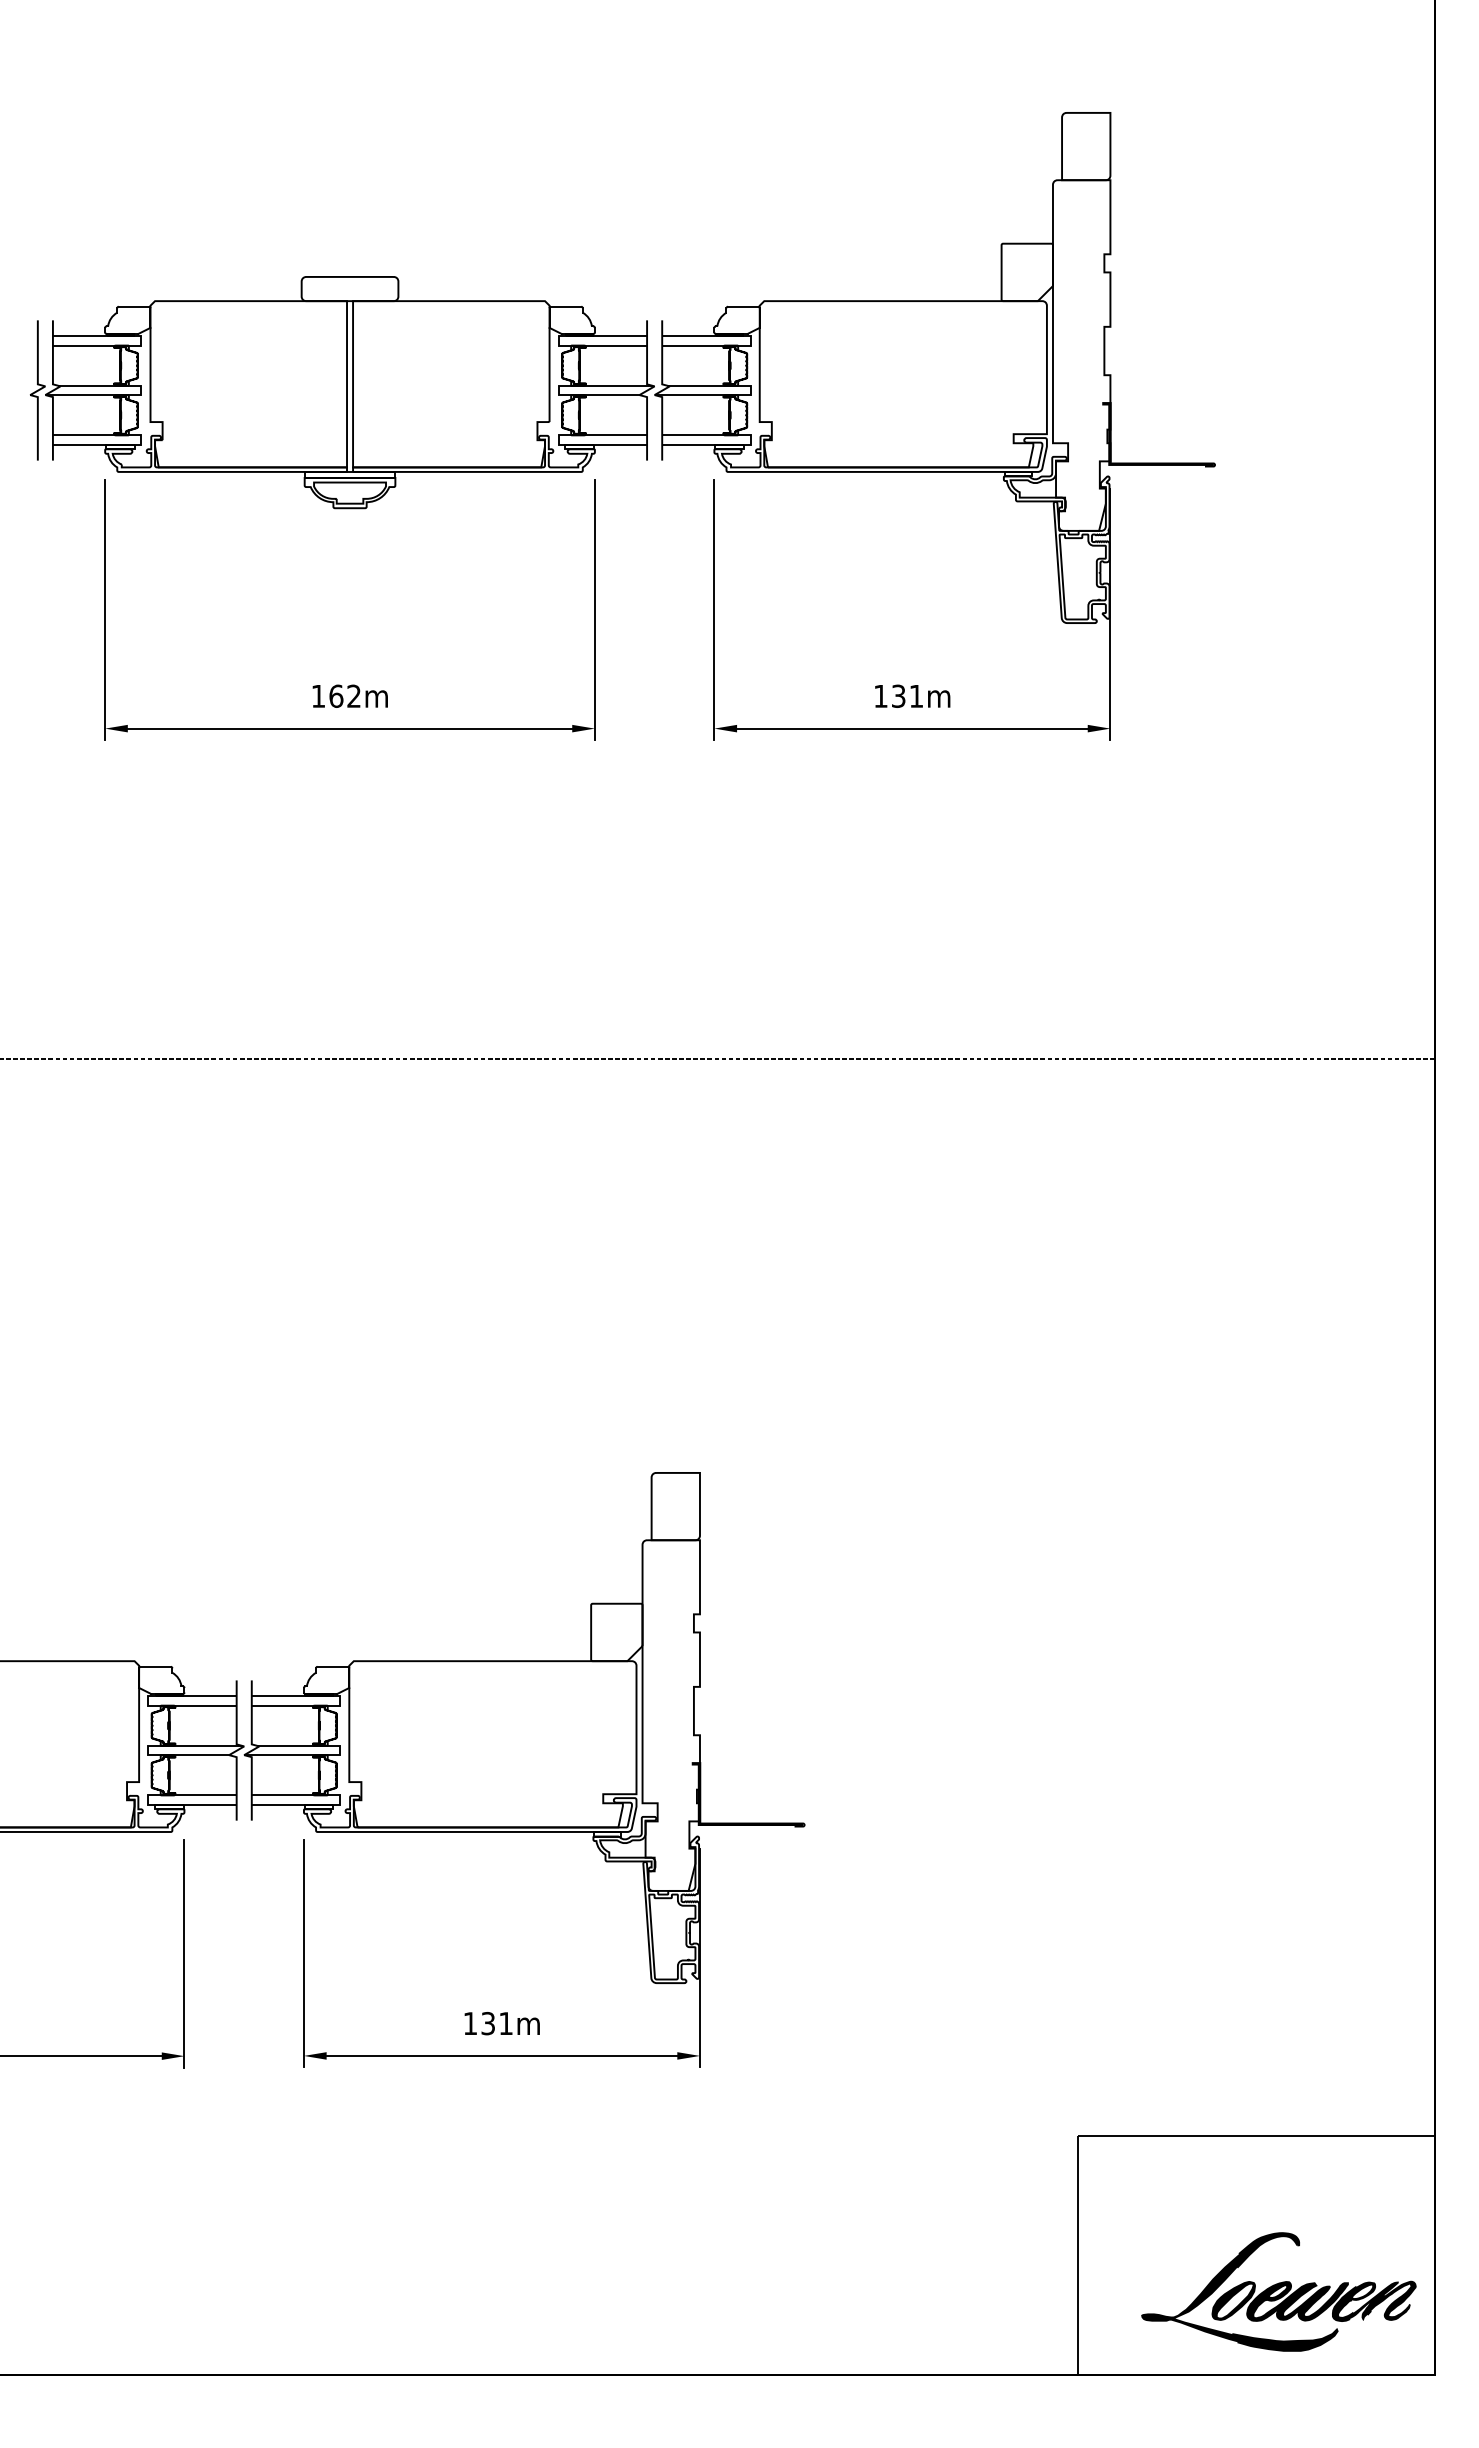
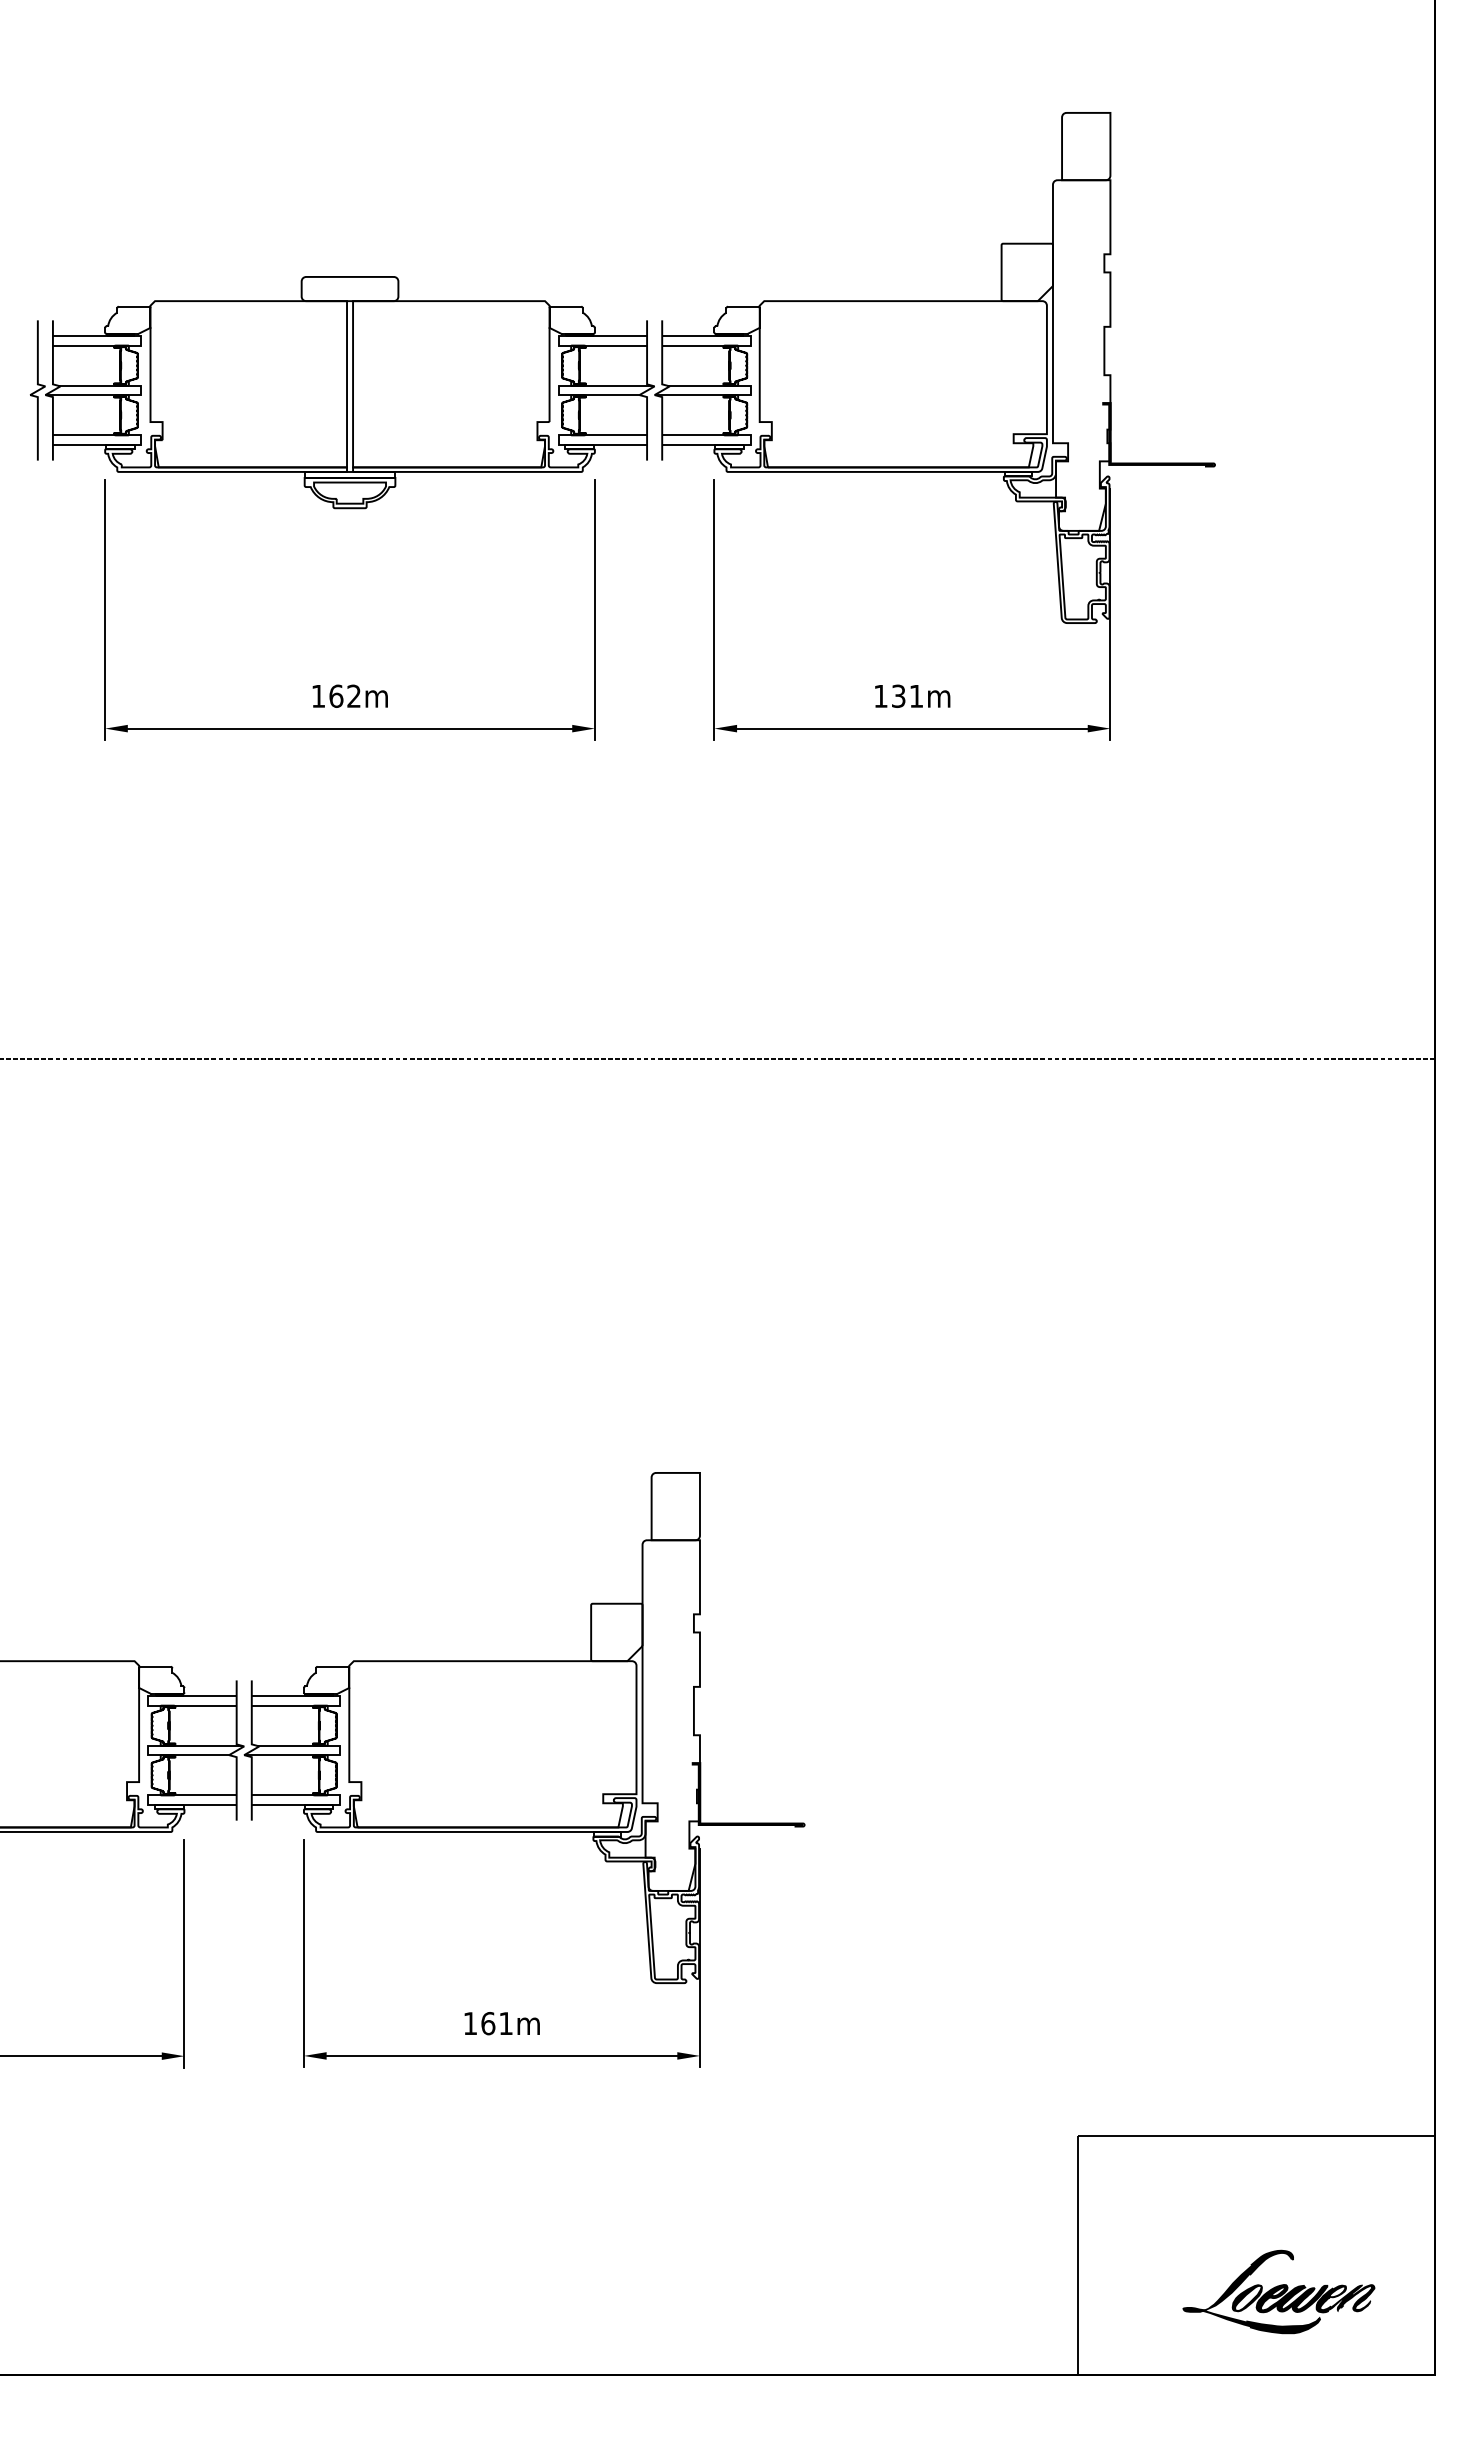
text: 131m -> 161m (488, 2023)
part size: 276x120 px -> 194x86 px (1278, 2291)
